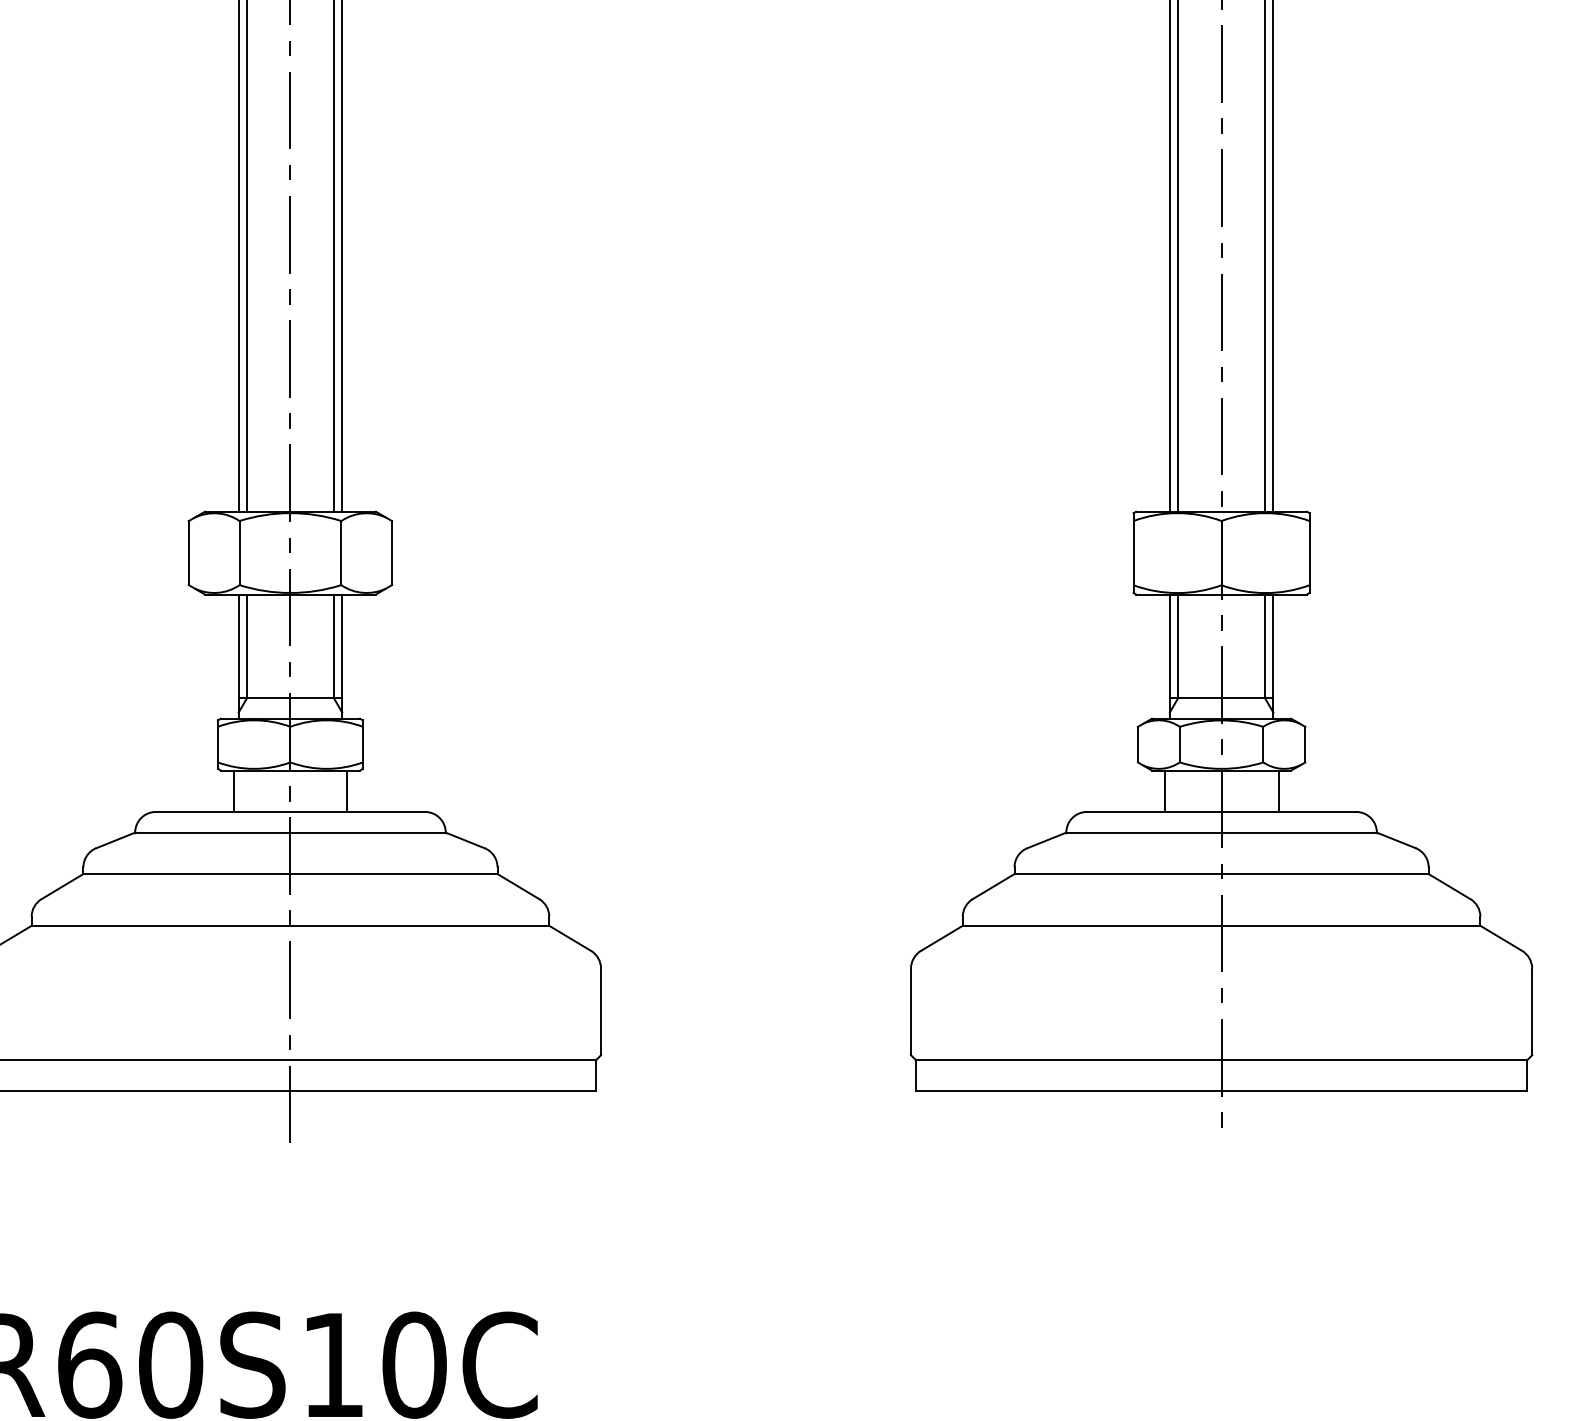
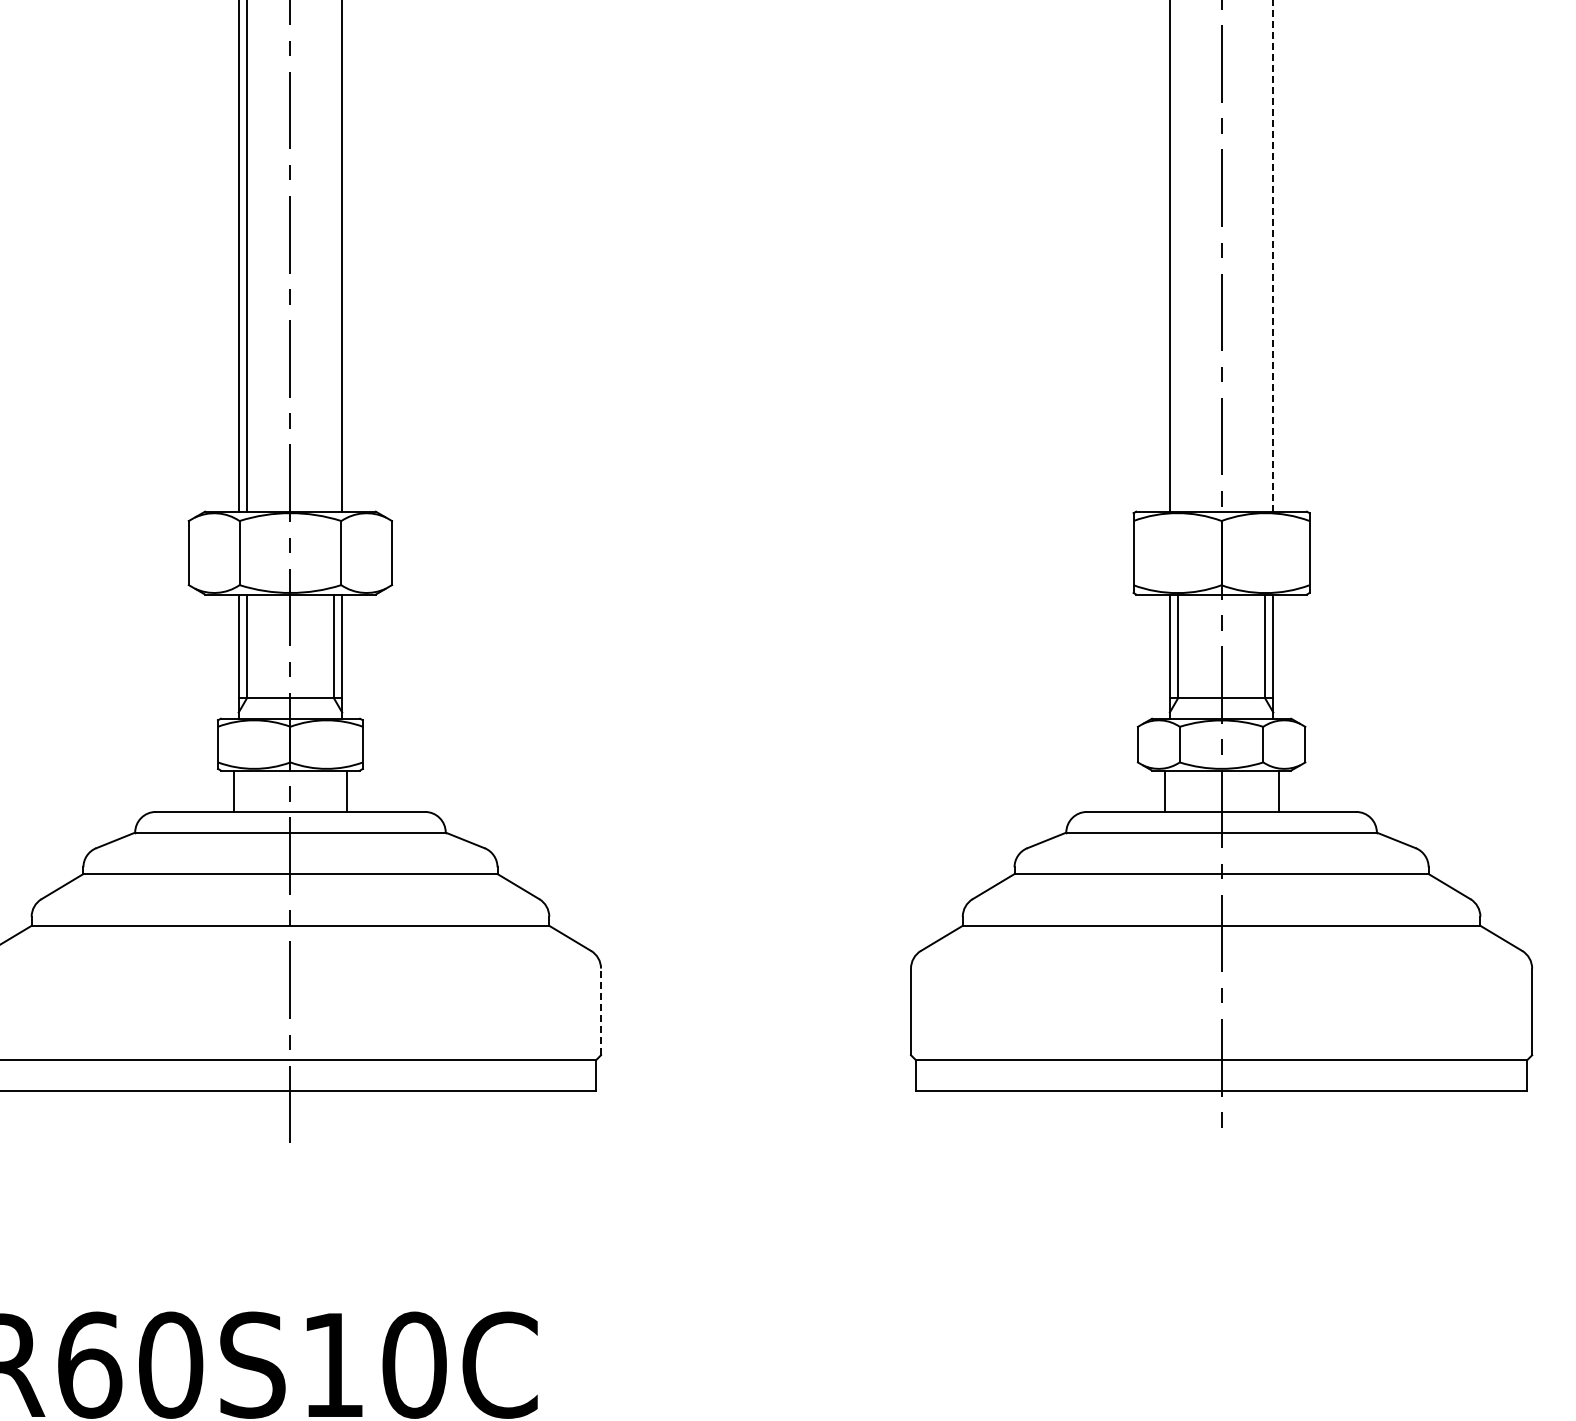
line: solid -> dashed (1273, 255)
line: present -> none (333, 256)
line: present -> none (1178, 256)
line: present -> none (1264, 256)
line: solid -> dashed (601, 1011)
